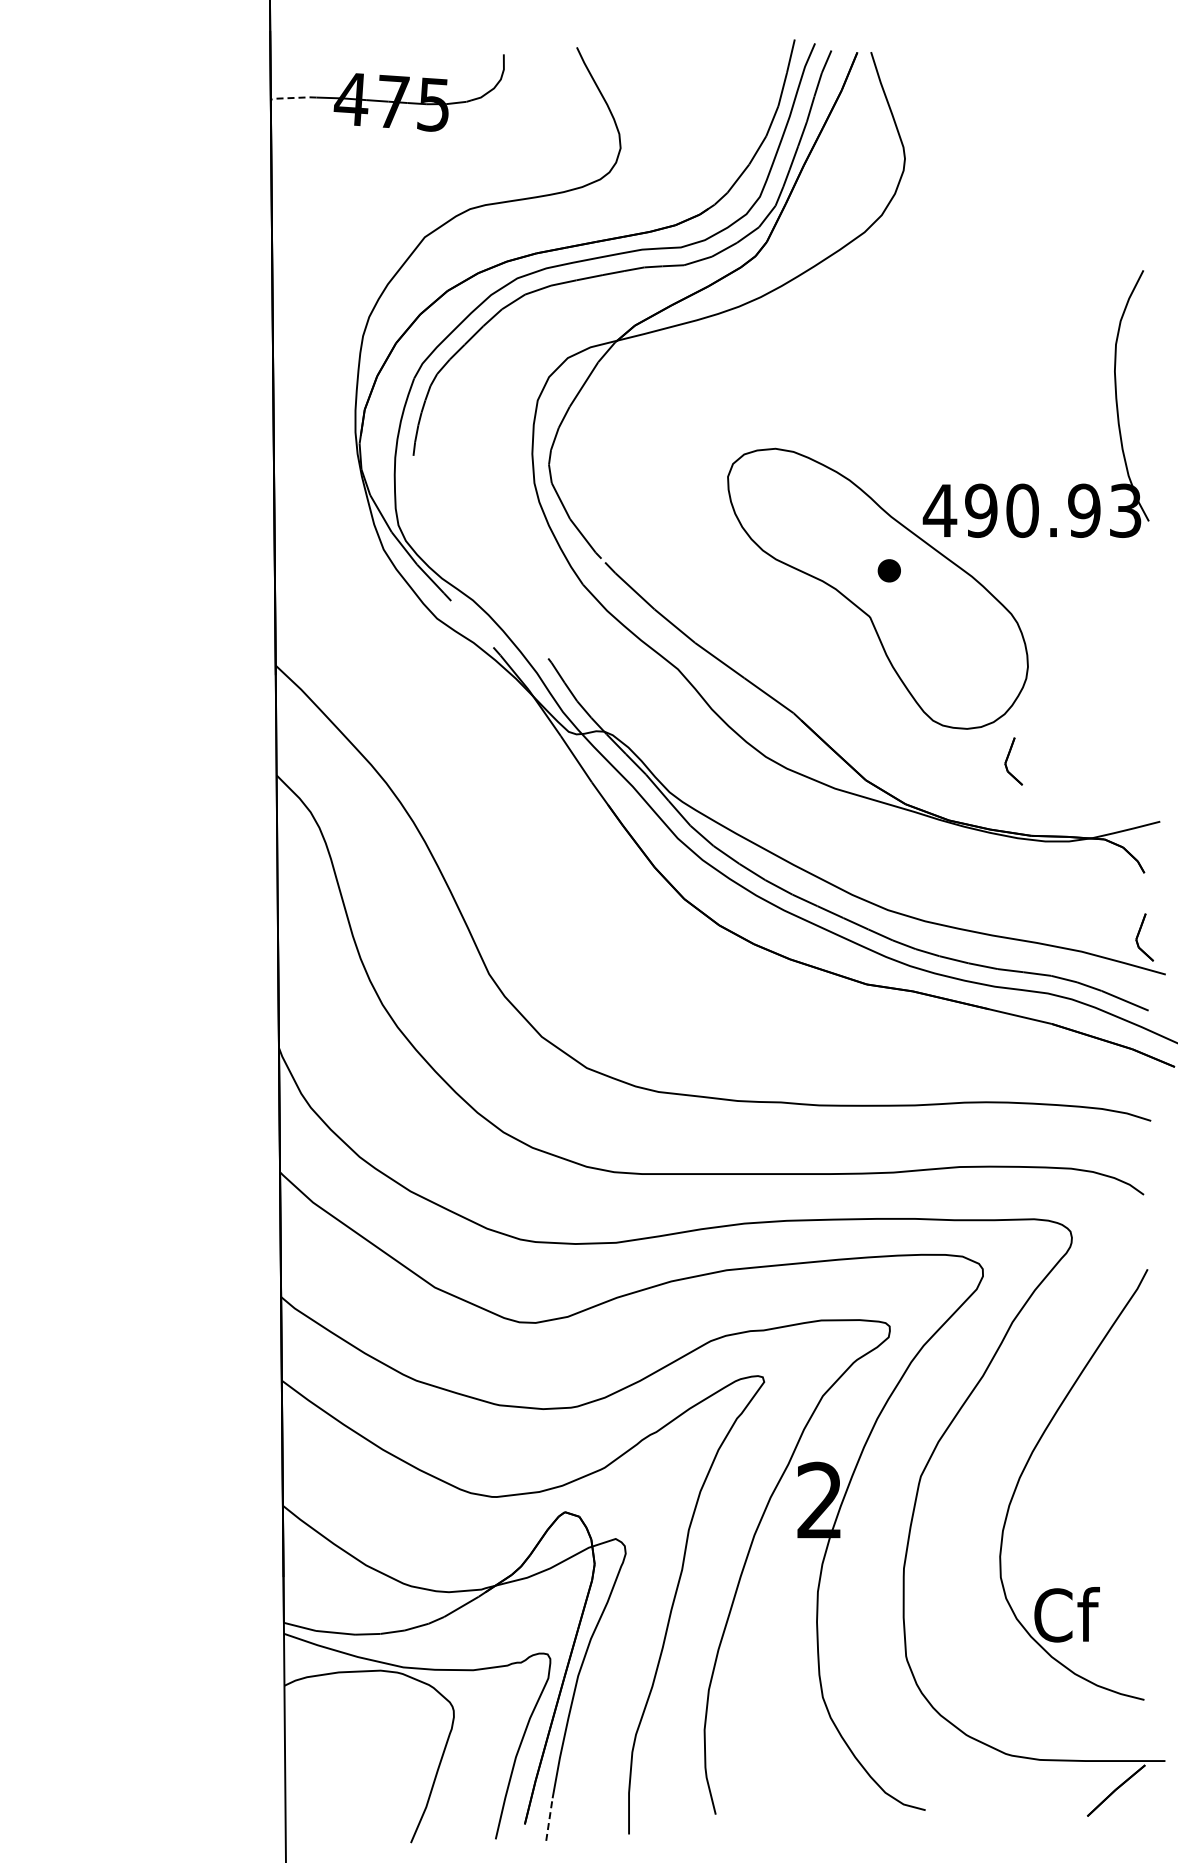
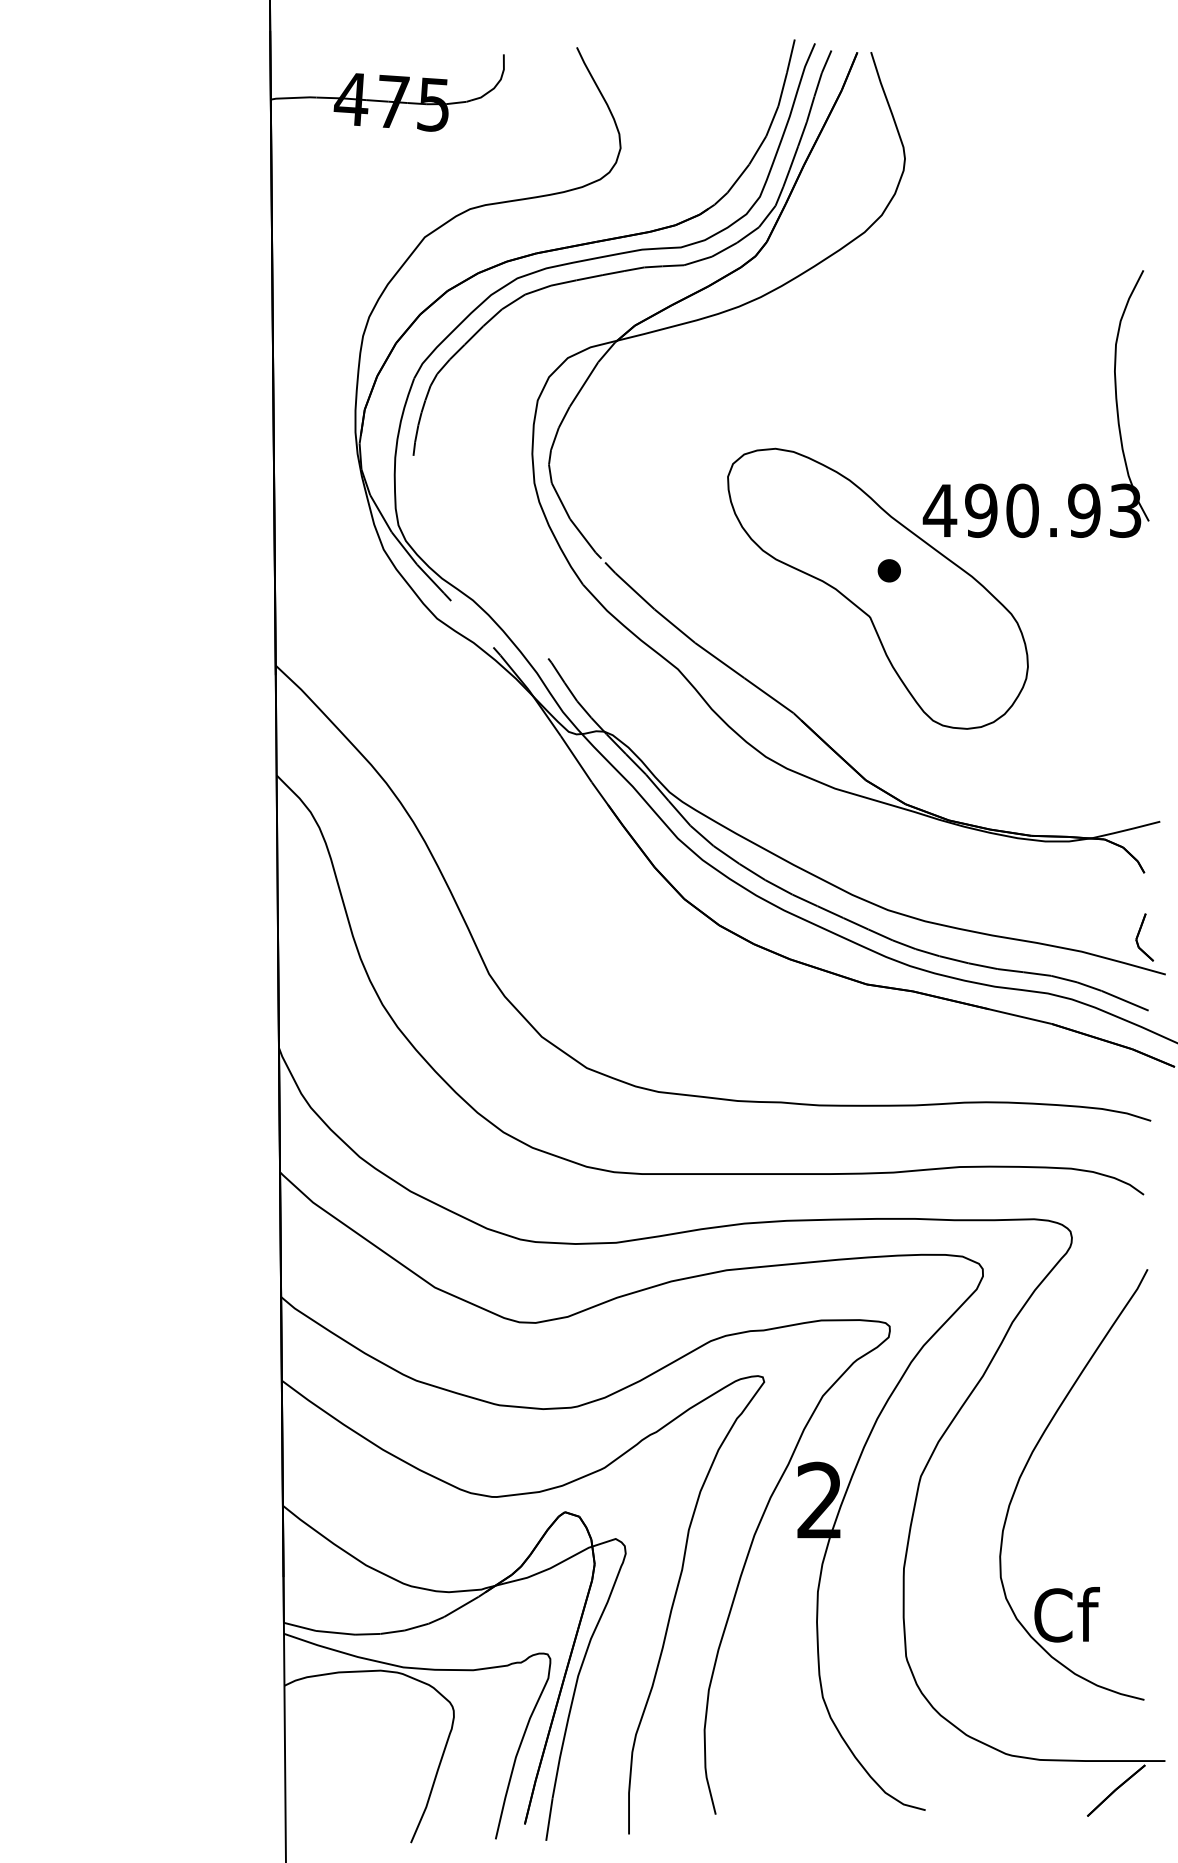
line: dashed -> solid (292, 98)
part: present -> none (1013, 761)
line: dashed -> solid (549, 1819)
